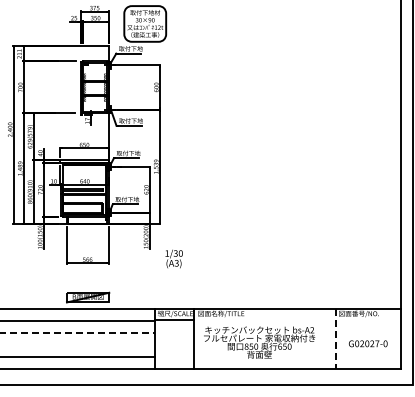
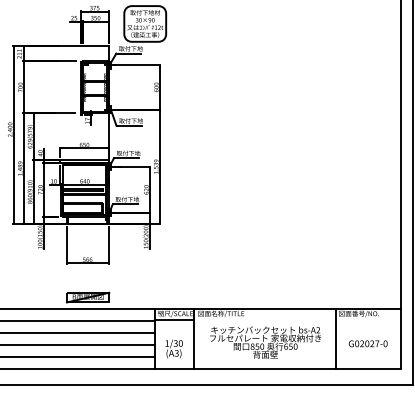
text position: (173, 258) -> (173, 348) (173, 348)
line: dashed -> solid (78, 332)
line: dashed -> solid (335, 339)
text position: (259, 342) -> (265, 342) (265, 342)
line: none -> present (78, 344)
